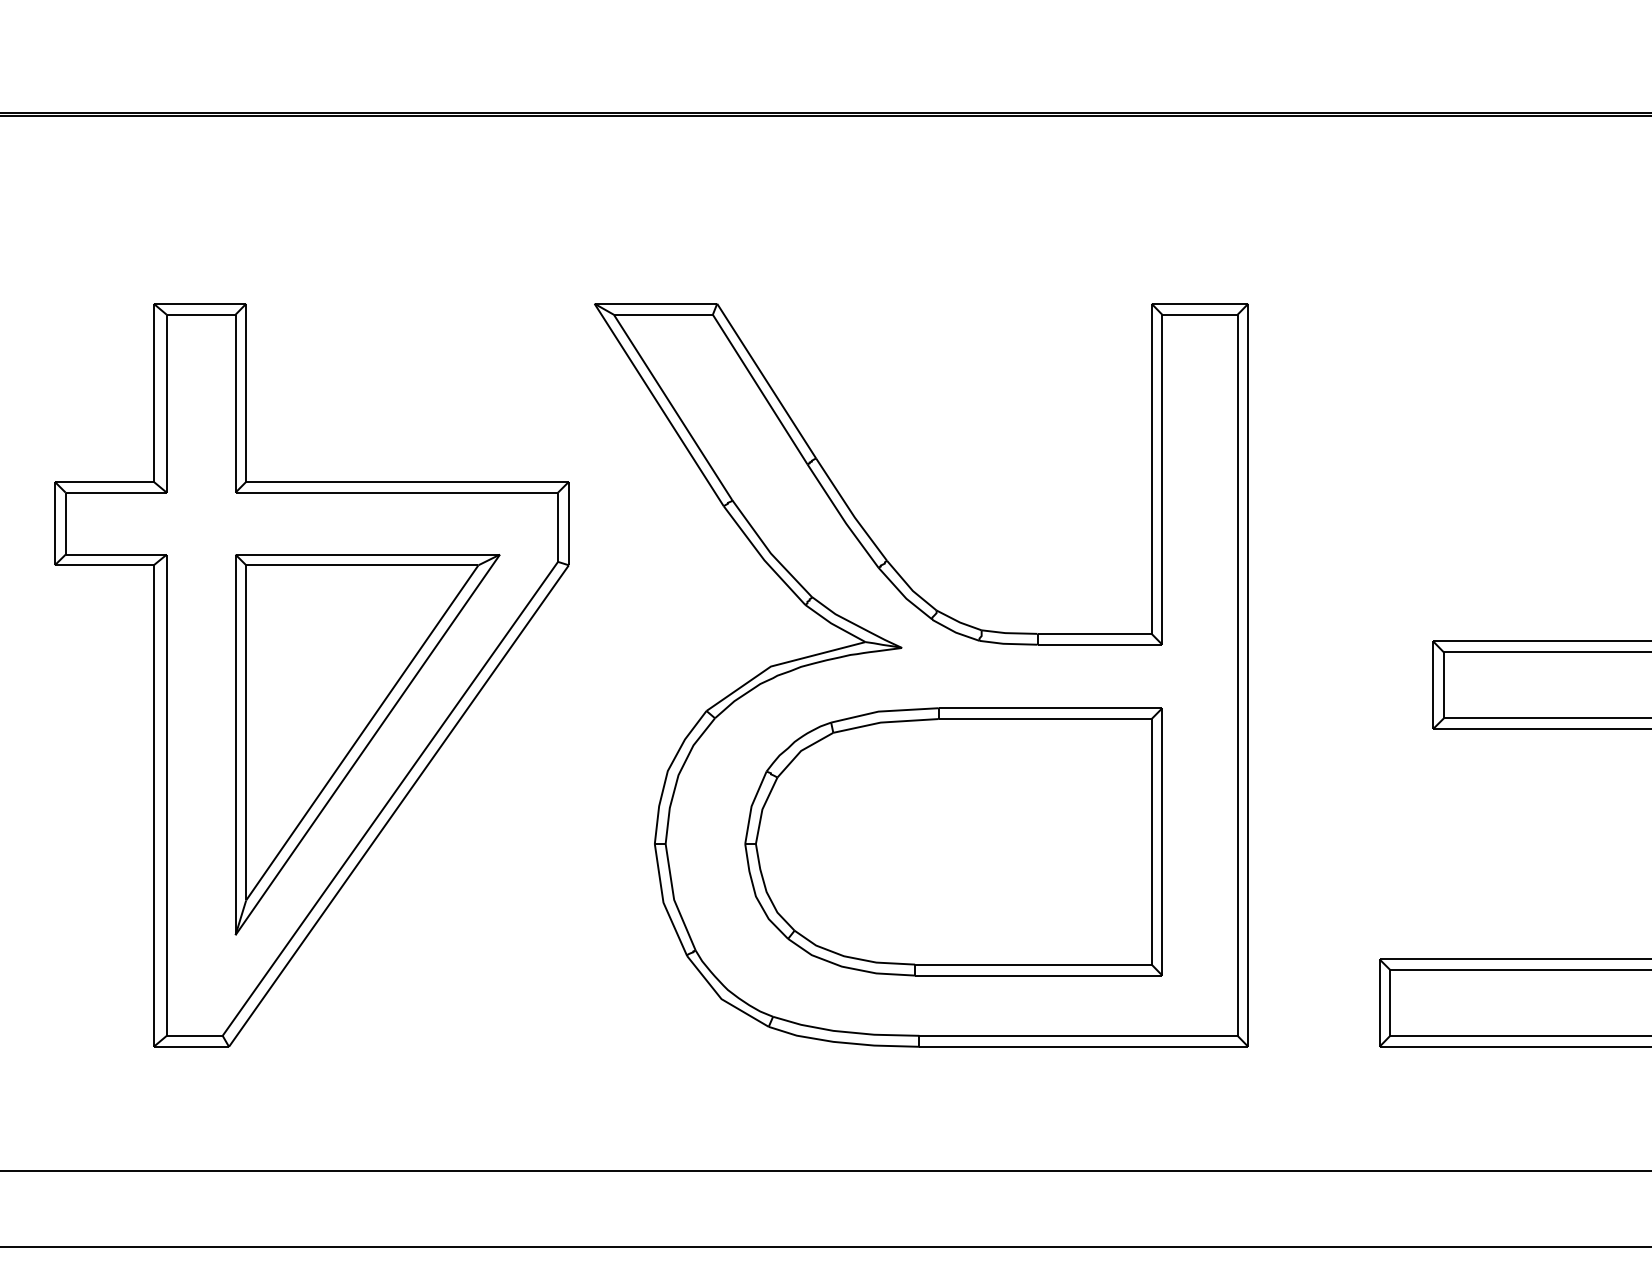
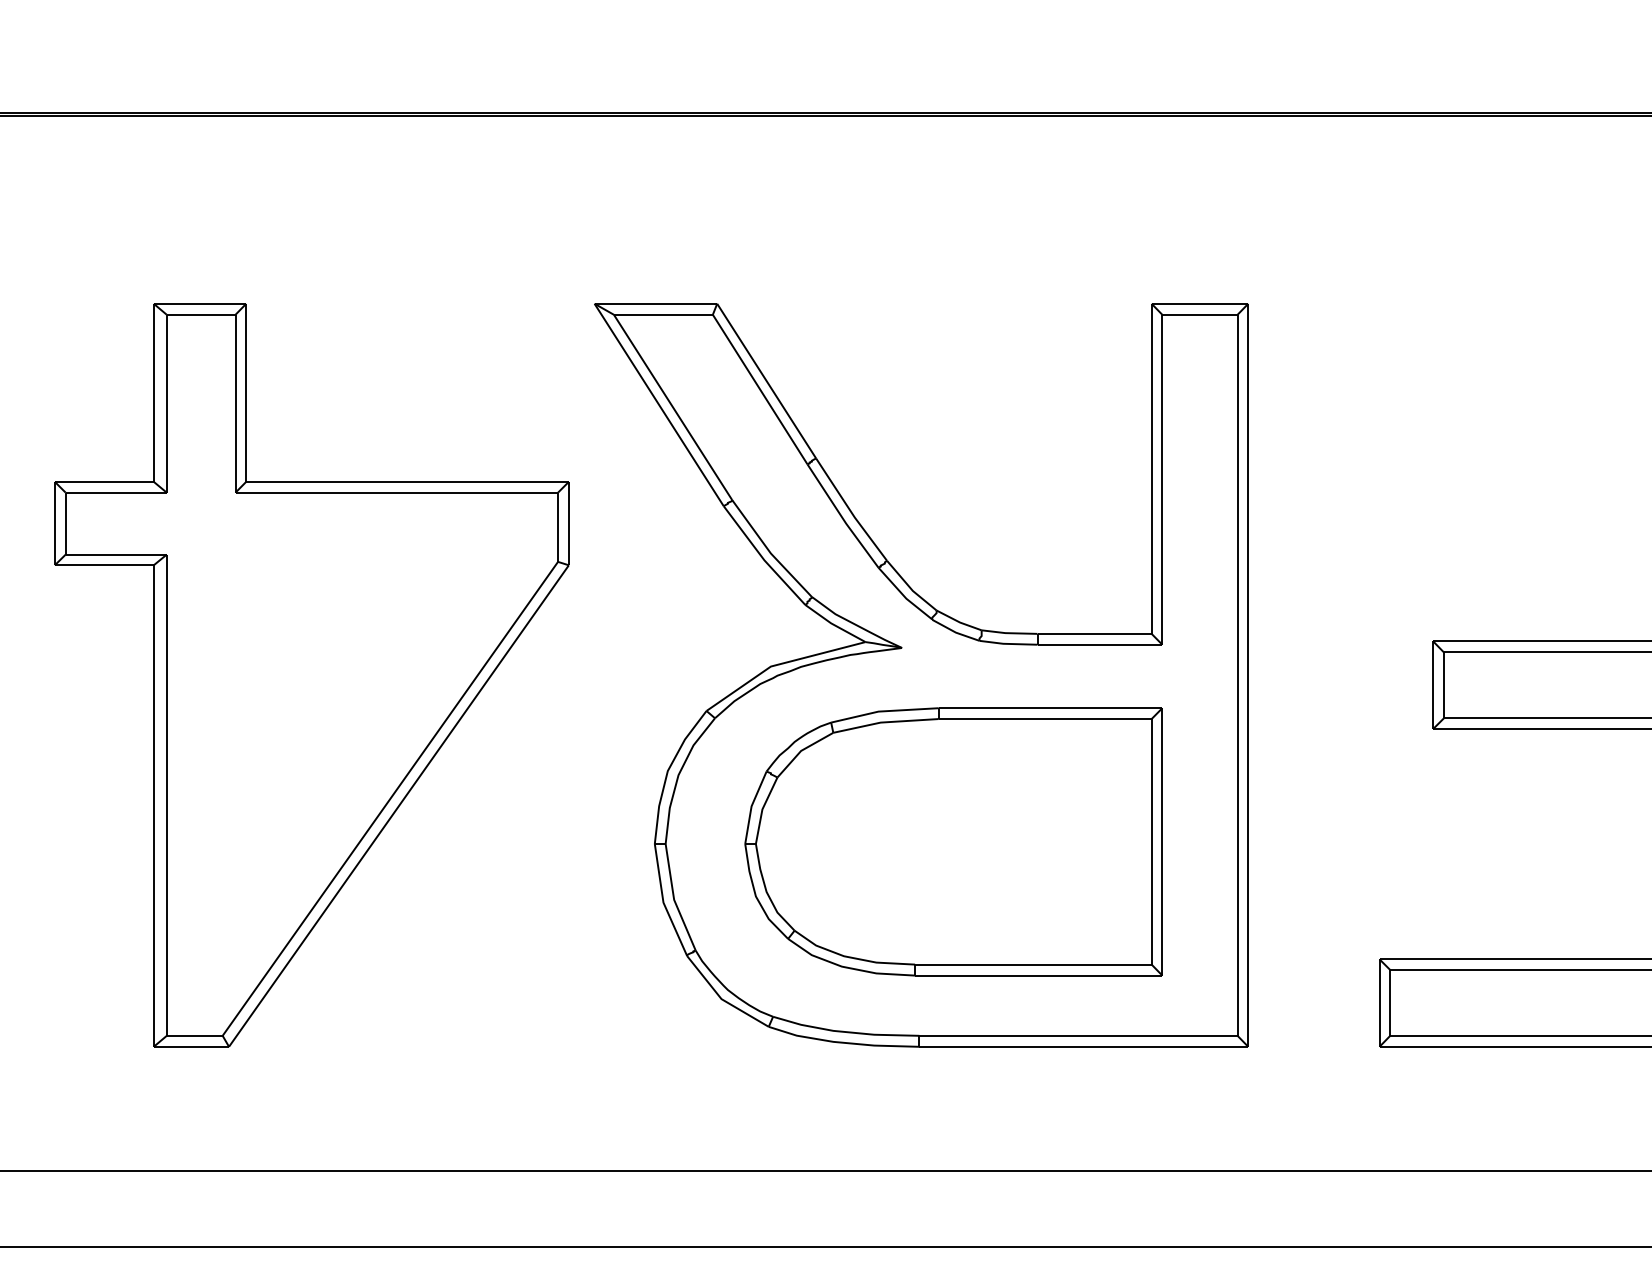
part: present -> none (367, 744)
